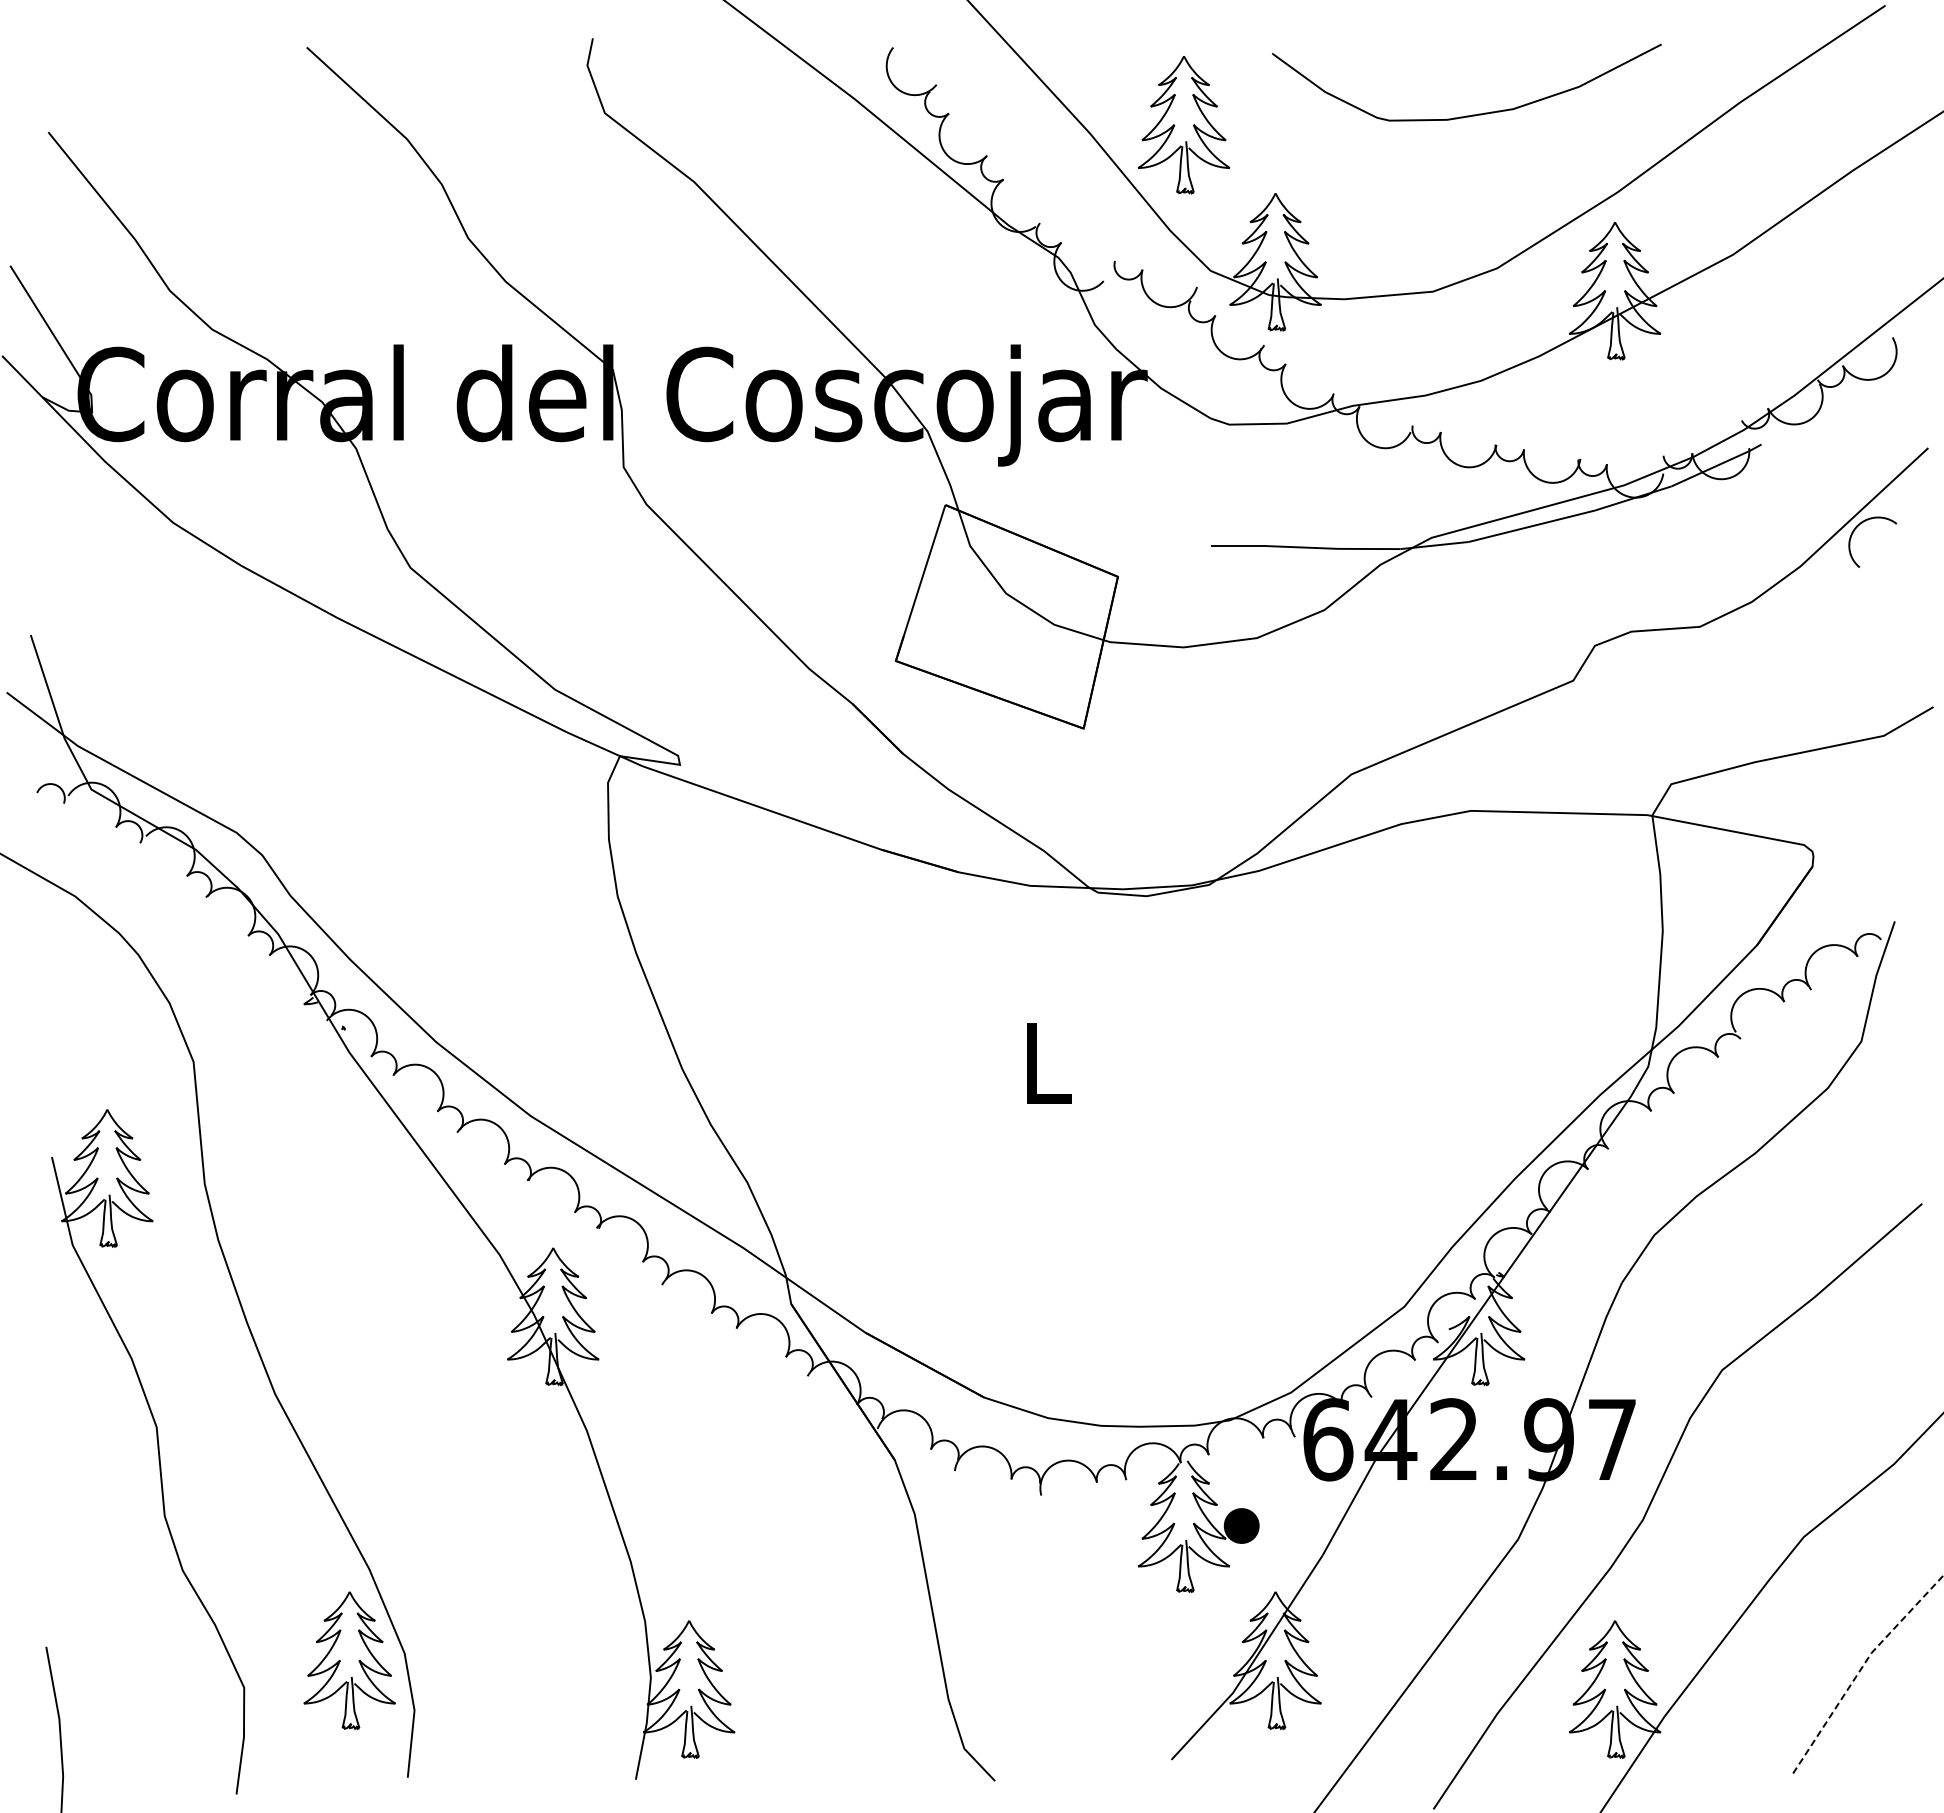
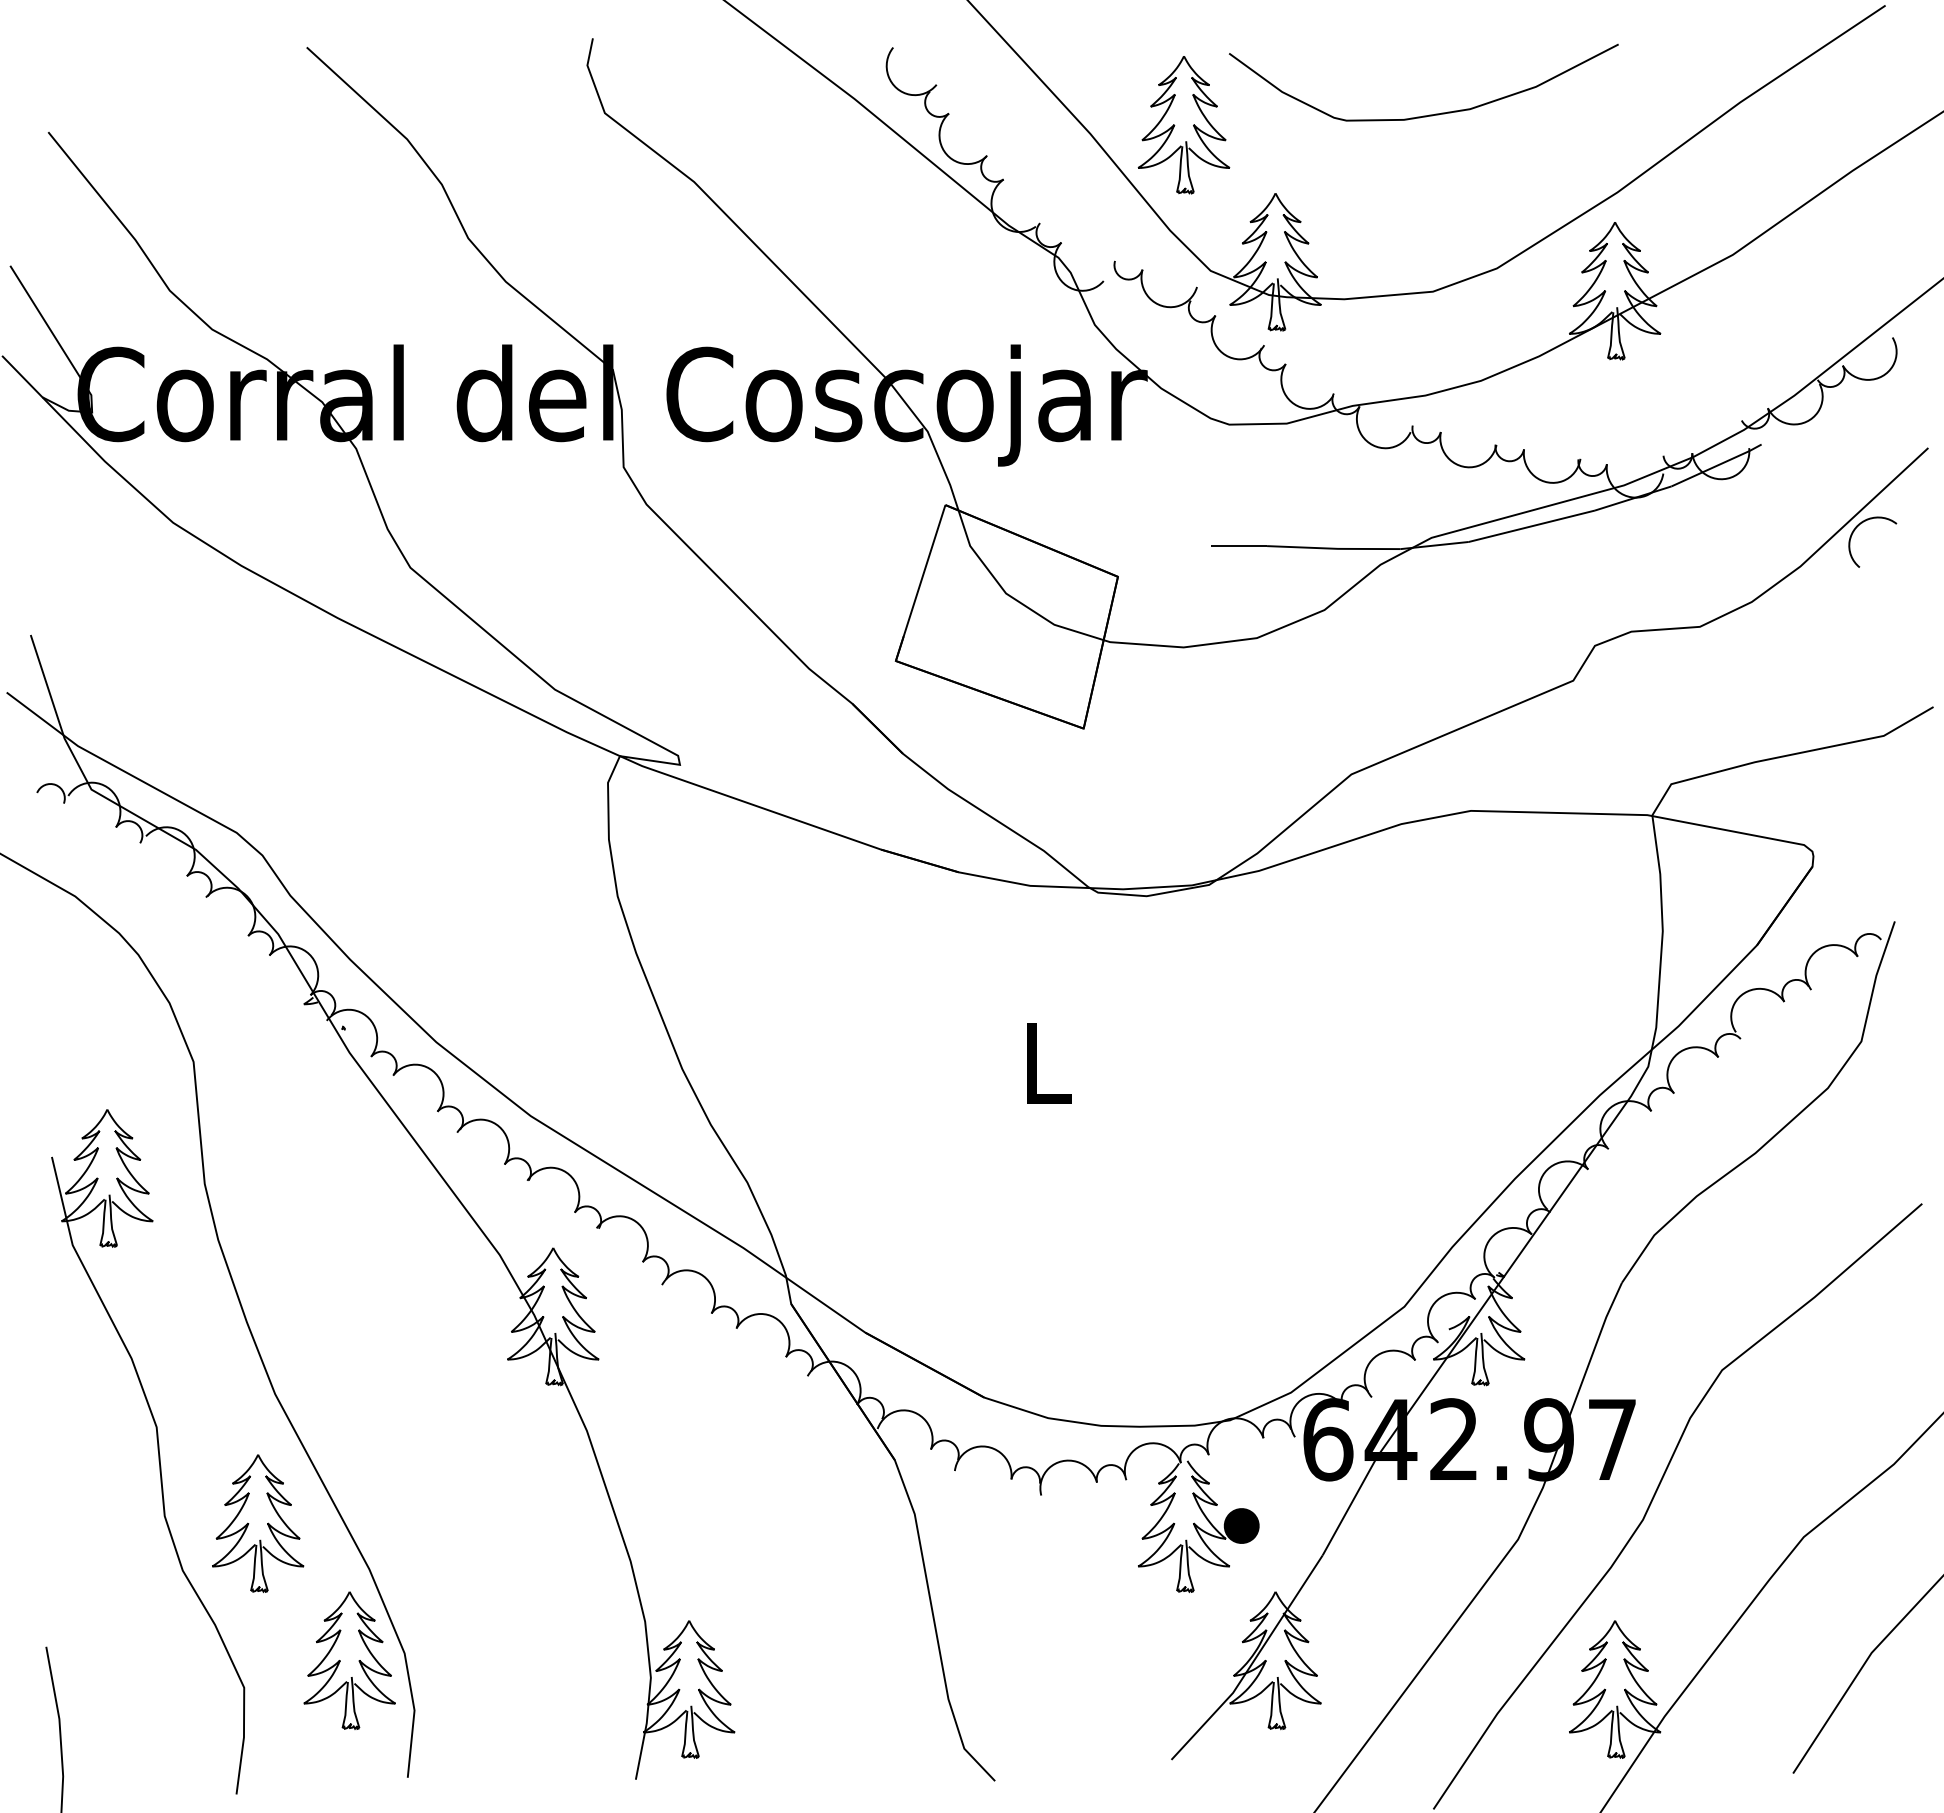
curve position: (1472, 114) -> (1429, 114) (1429, 114)
part: none -> present (258, 1523)
line: dashed -> solid (1861, 1667)
